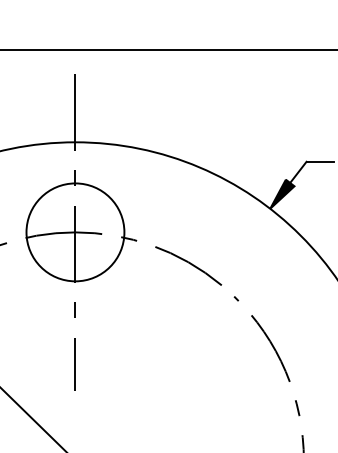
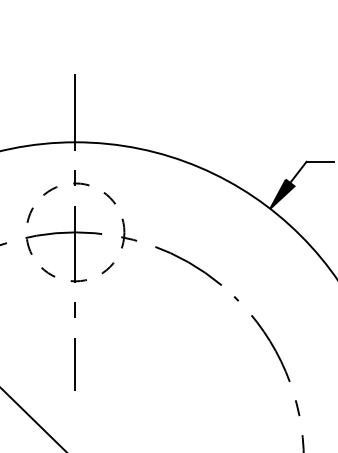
line: present -> none (168, 49)
circle: solid -> dashed (75, 232)
